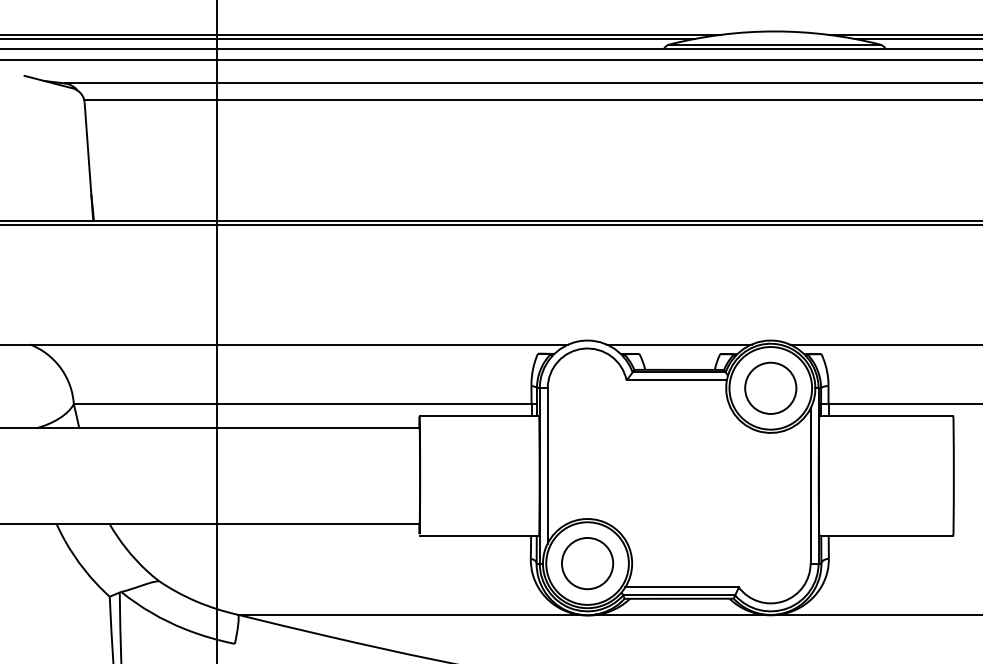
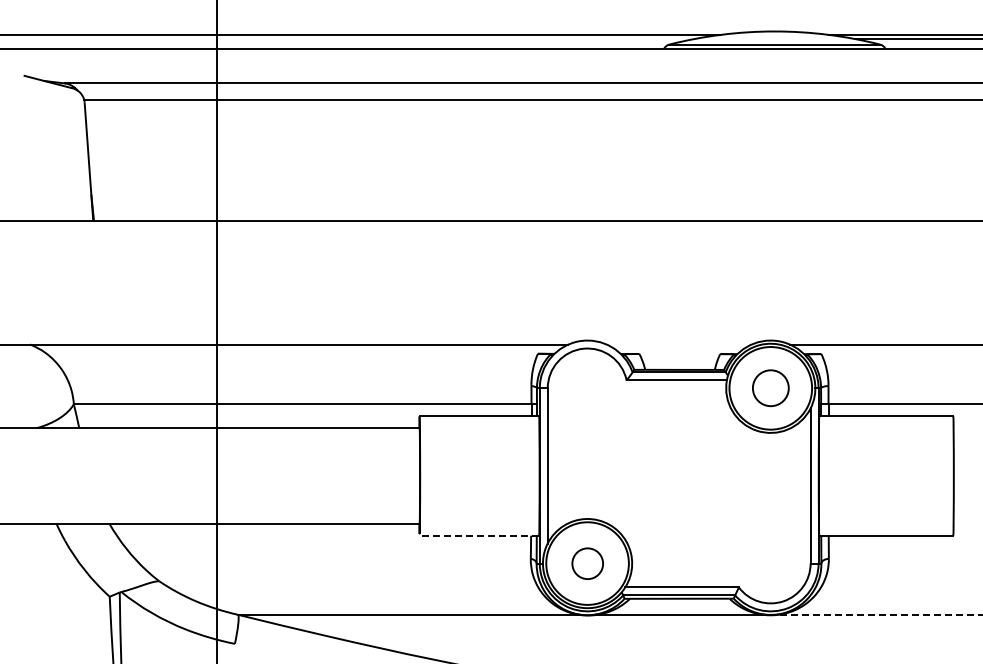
line: present -> none (348, 38)
line: present -> none (490, 59)
line: present -> none (490, 225)
line: present -> none (678, 344)
circle size: 54x54 px -> 38x39 px (770, 388)
line: solid -> dashed (479, 535)
circle size: 54x54 px -> 33x33 px (587, 563)
line: solid -> dashed (879, 614)
